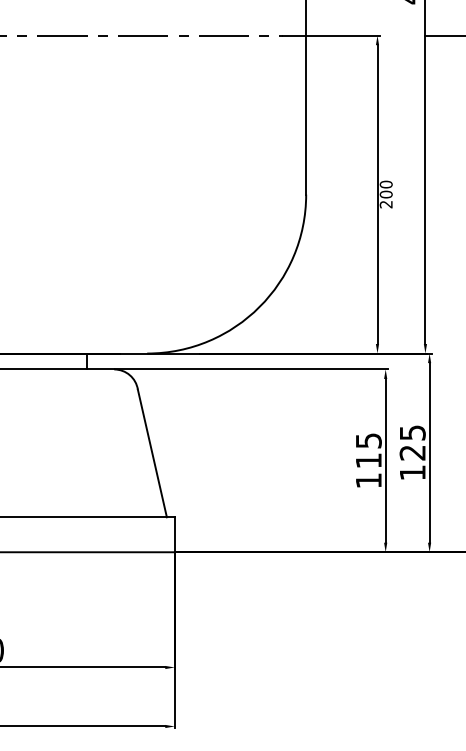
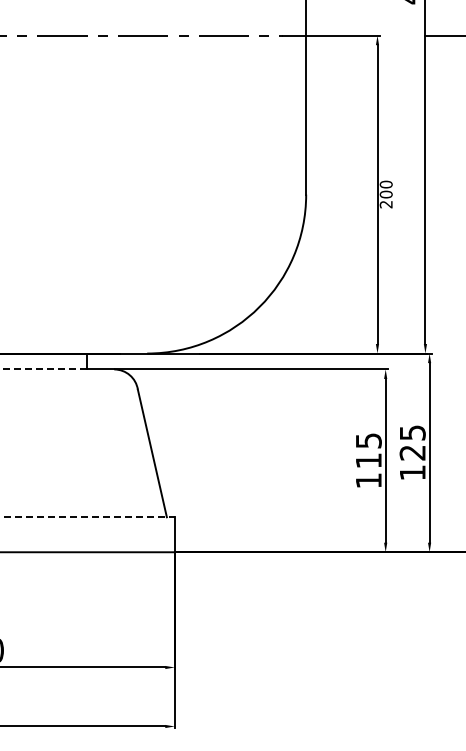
line: solid -> dashed (43, 369)
line: solid -> dashed (87, 517)
